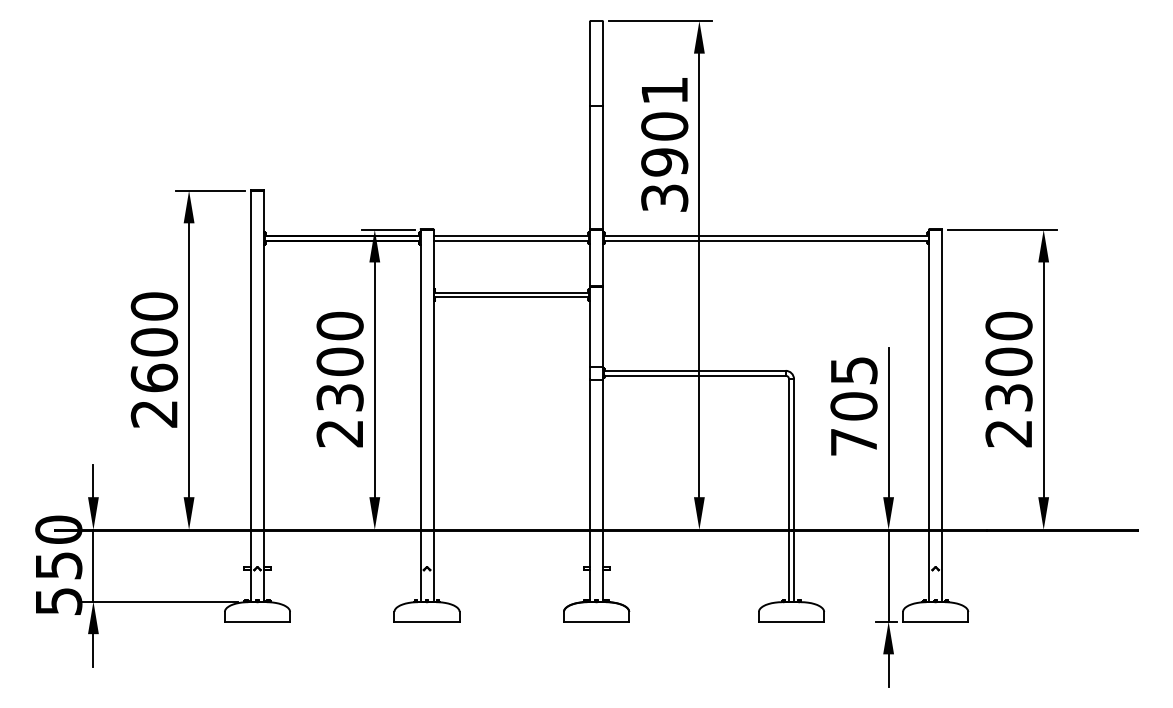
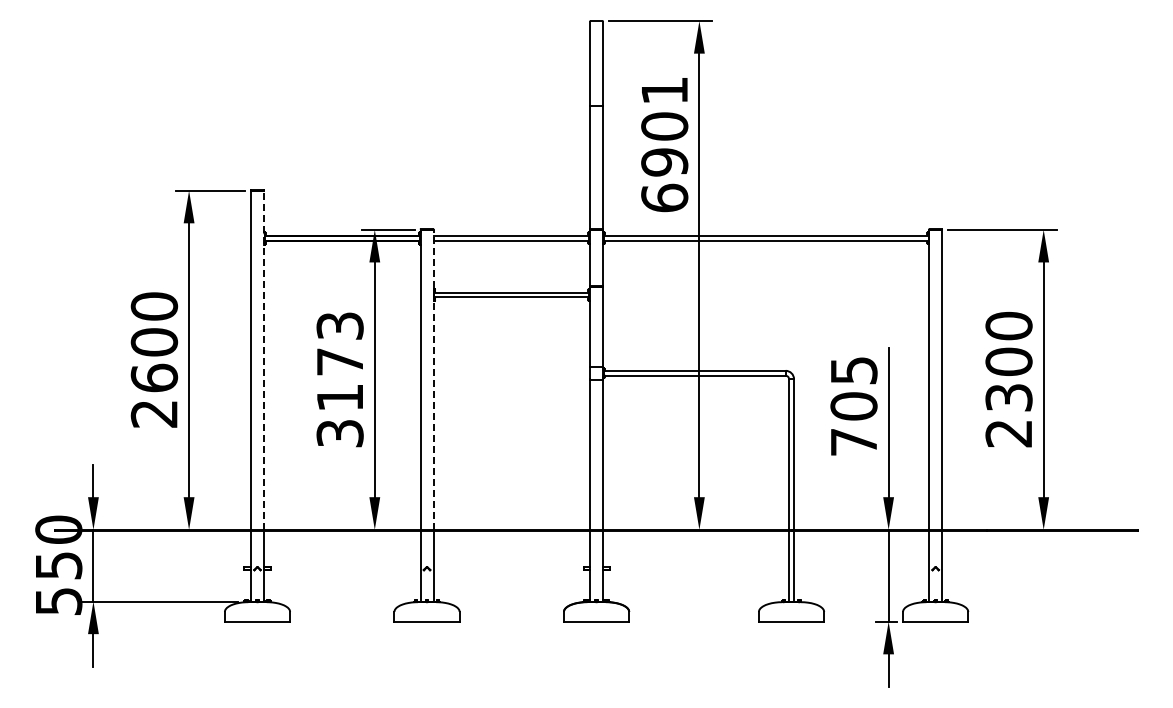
text: 3901 -> 6901 (664, 197)
line: solid -> dashed (264, 360)
text: 2300 -> 3173 (339, 379)
line: solid -> dashed (433, 379)
